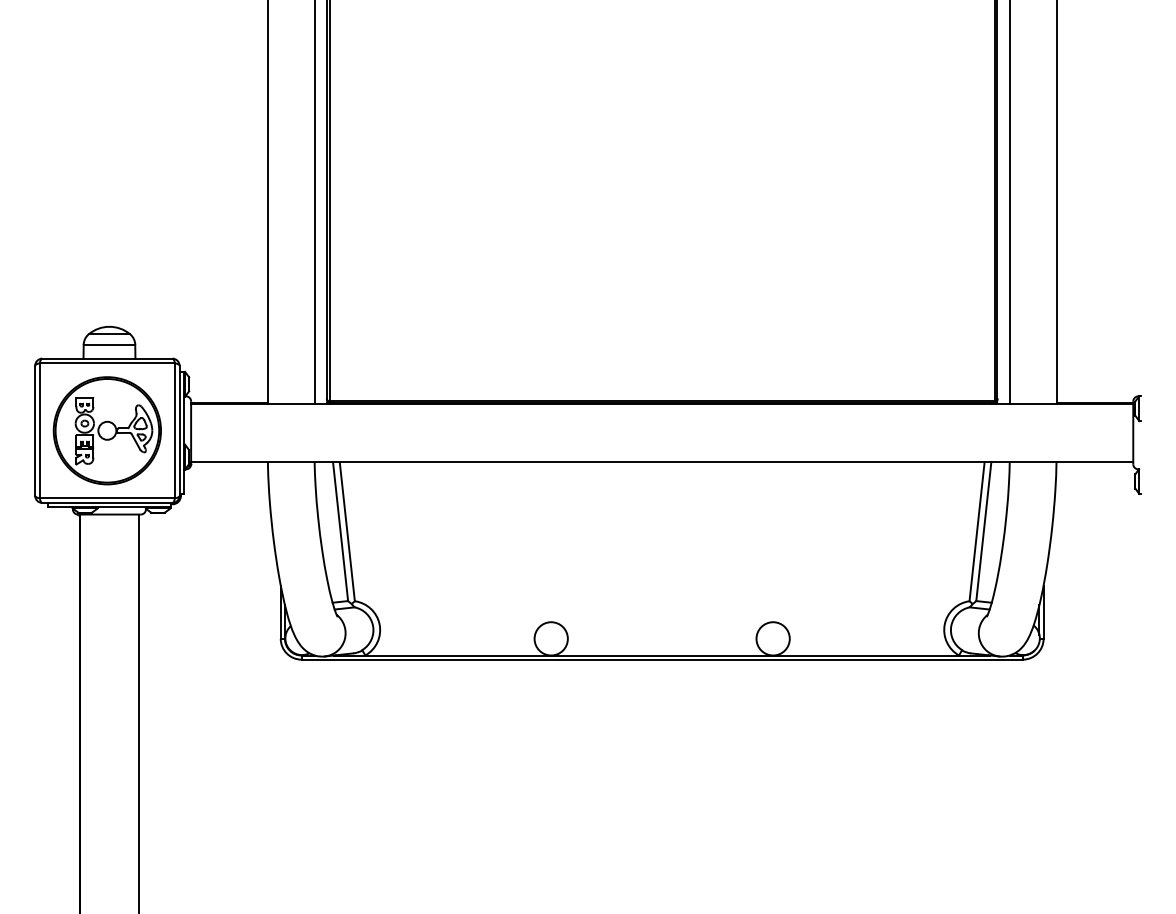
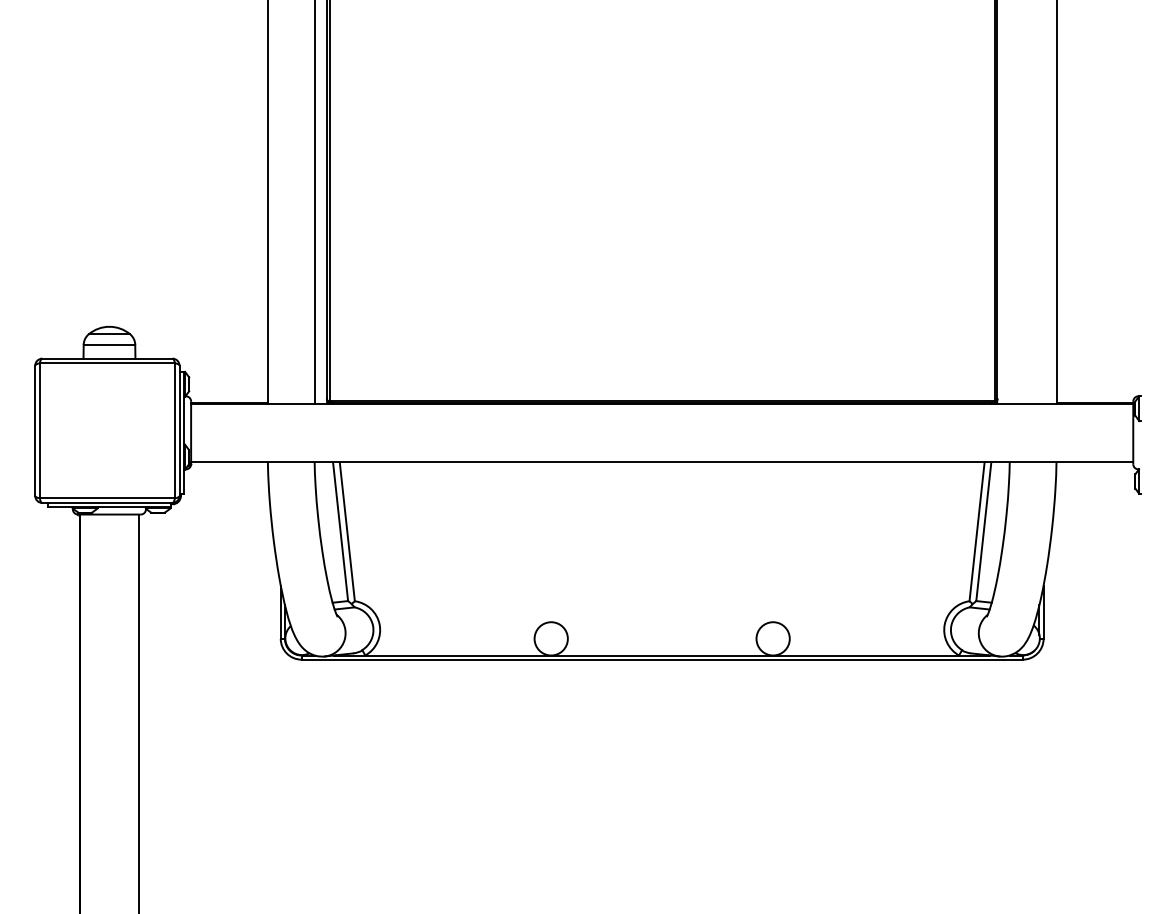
line: present -> none (1009, 202)
part: present -> none (106, 430)
